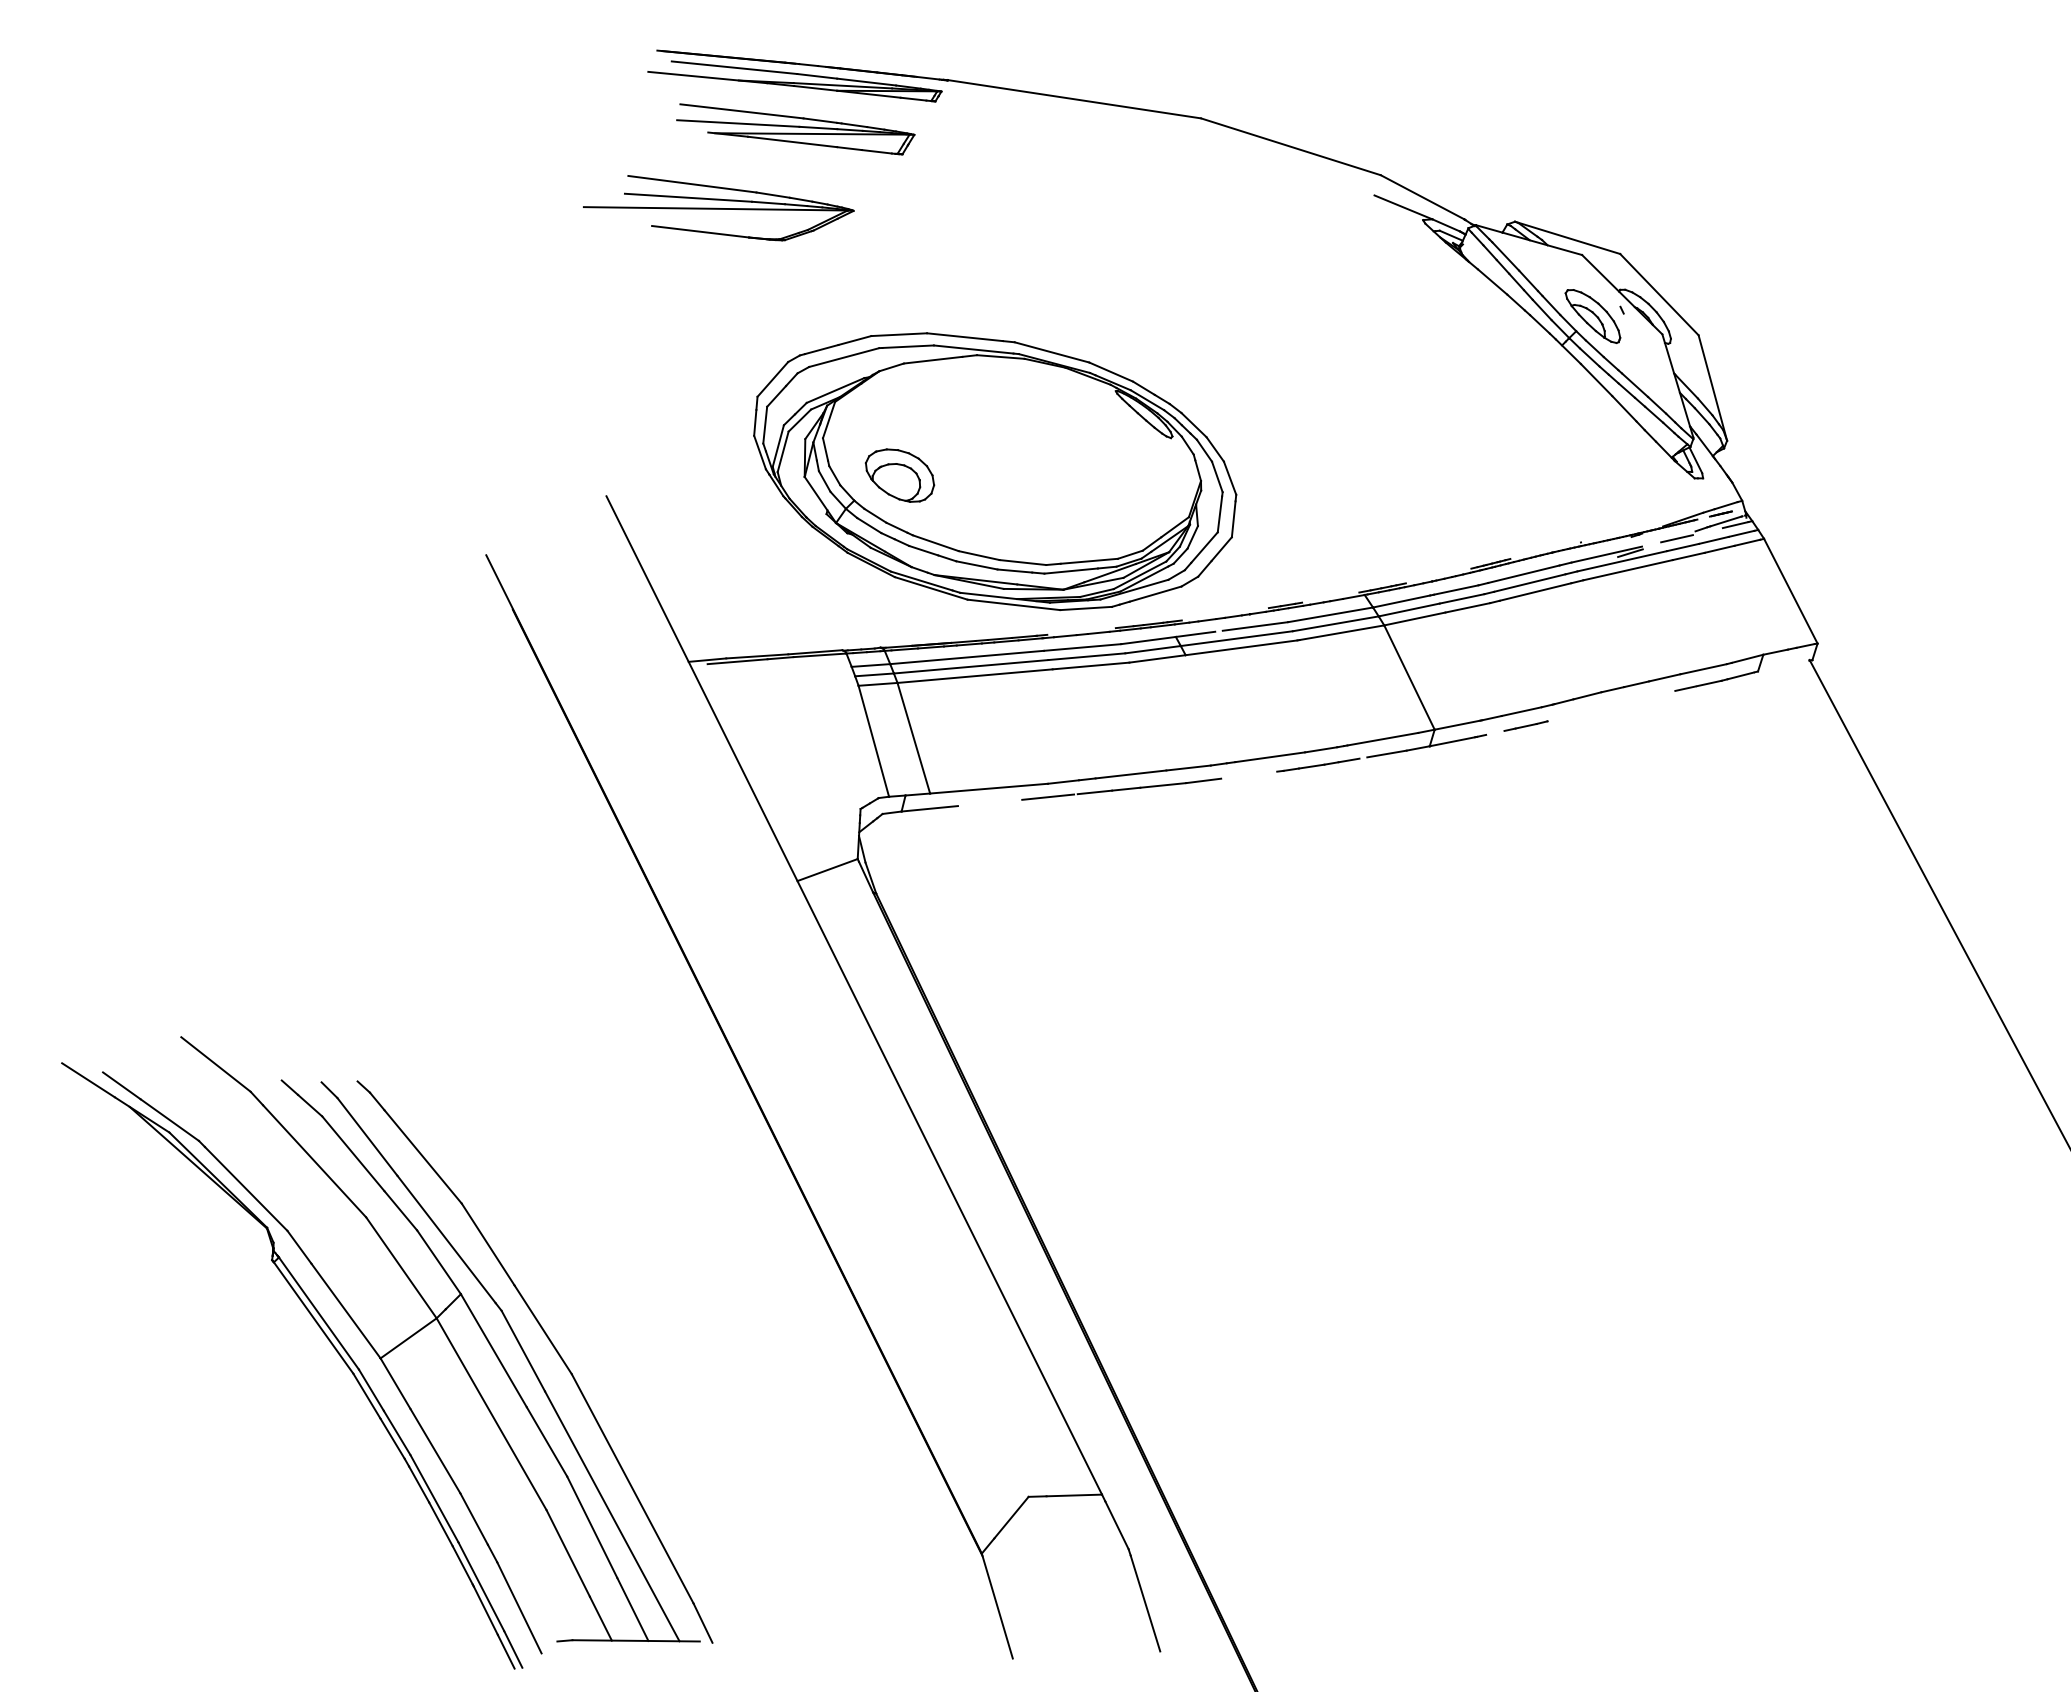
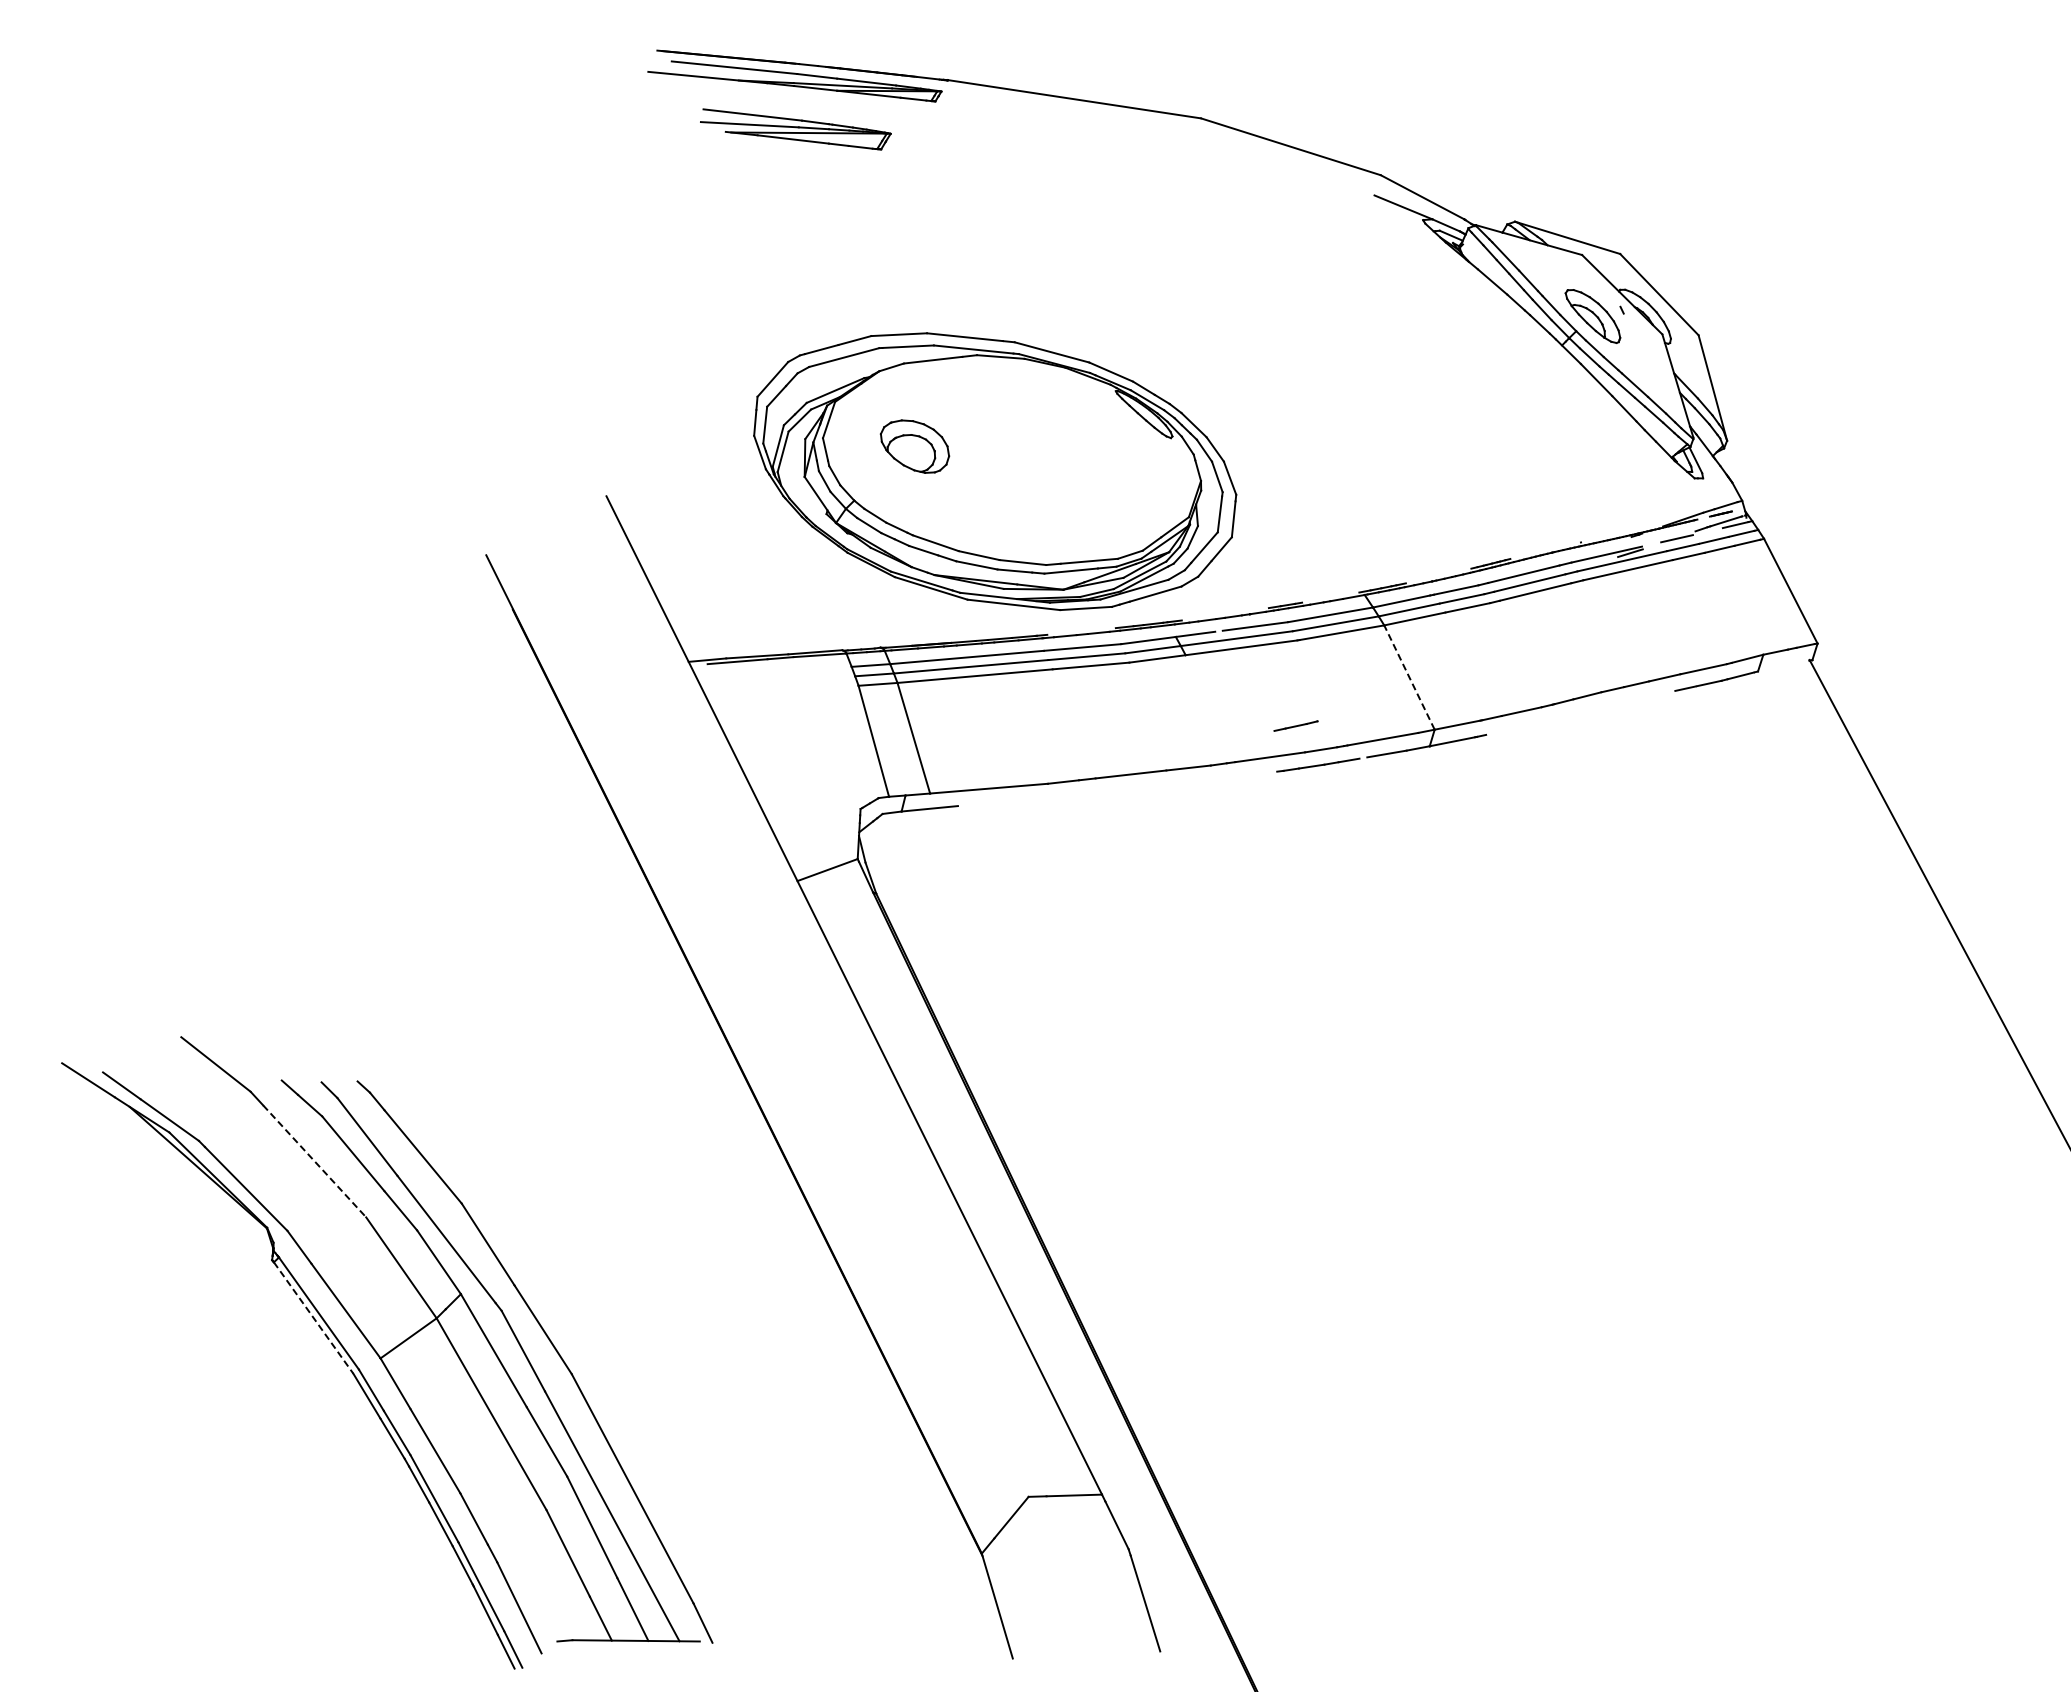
part size: 240x53 px -> 192x43 px (795, 129)
part: present -> none (718, 208)
part position: (899, 475) -> (914, 446) (914, 446)
line: solid -> dashed (1409, 677)
line position: (1525, 725) -> (1295, 725) (1295, 725)
line: present -> none (1121, 788)
line: solid -> dashed (315, 1161)
line: solid -> dashed (313, 1318)
